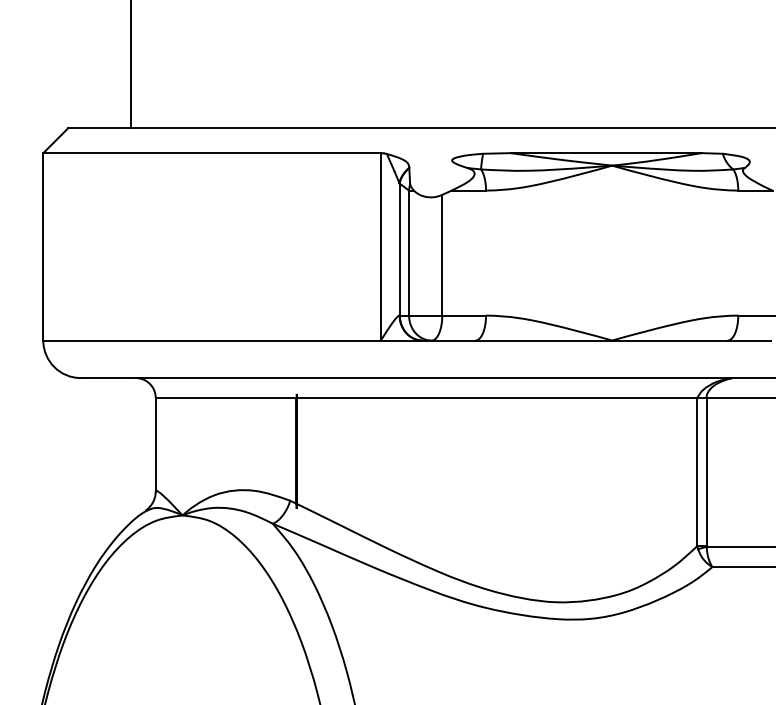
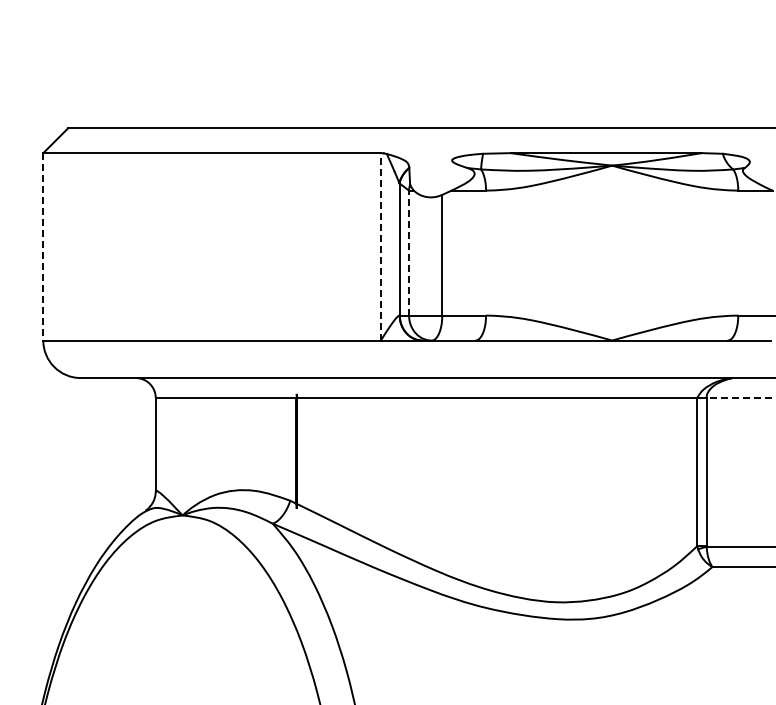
line: present -> none (130, 65)
line: solid -> dashed (43, 246)
line: solid -> dashed (380, 246)
line: solid -> dashed (409, 252)
line: solid -> dashed (740, 397)
